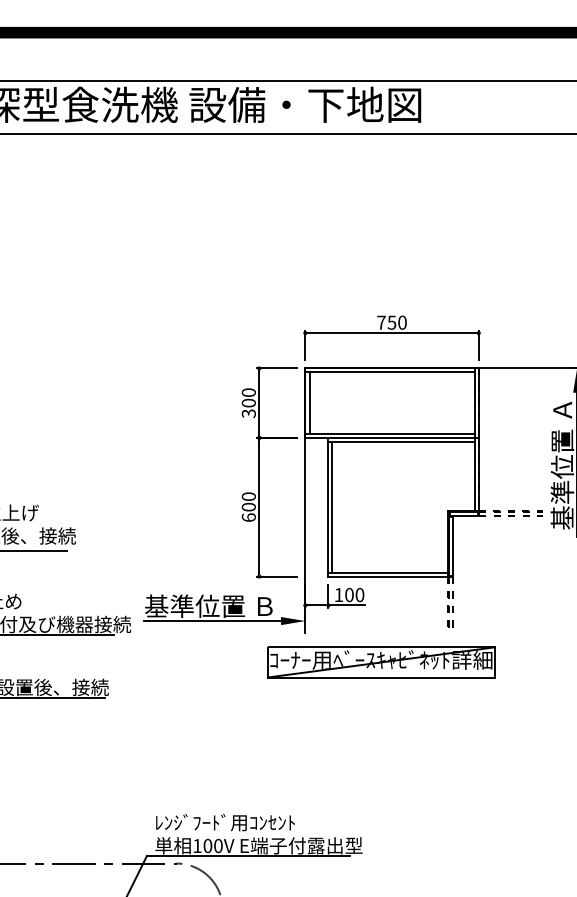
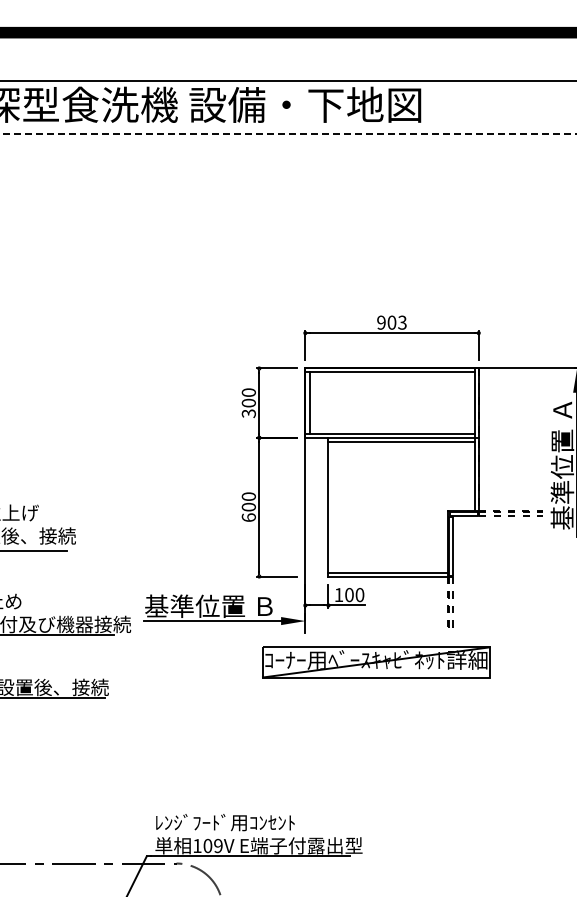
line: solid -> dashed (288, 133)
text: 750 -> 903 (391, 322)
line: present -> none (332, 506)
part position: (381, 662) -> (376, 662) (376, 662)
text: 100V -> 109V (218, 846)
